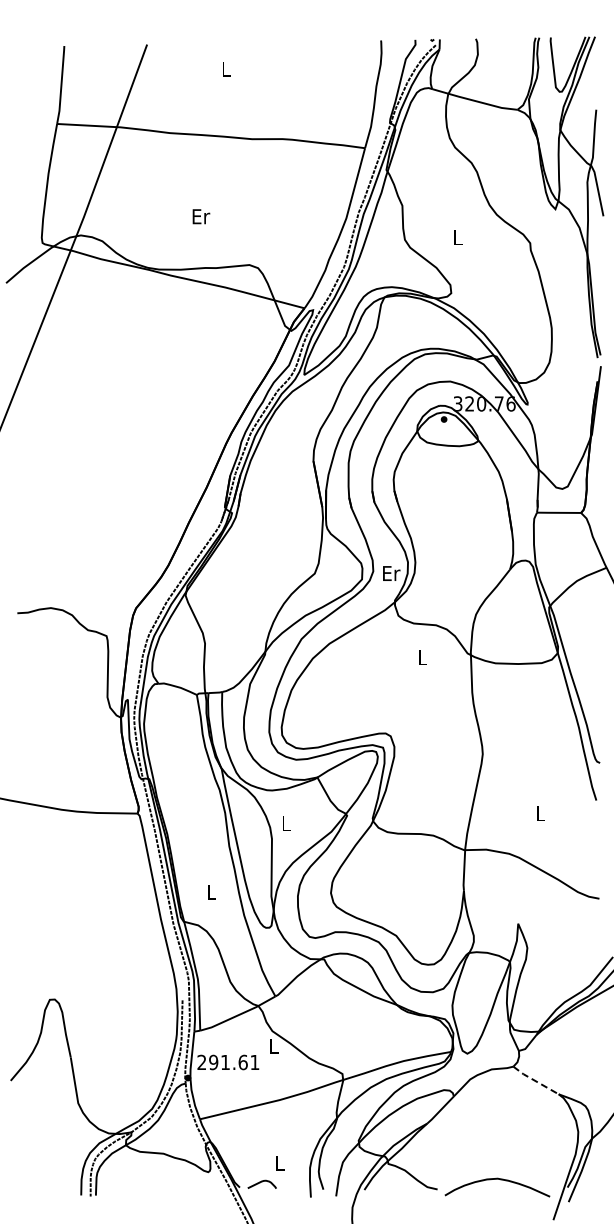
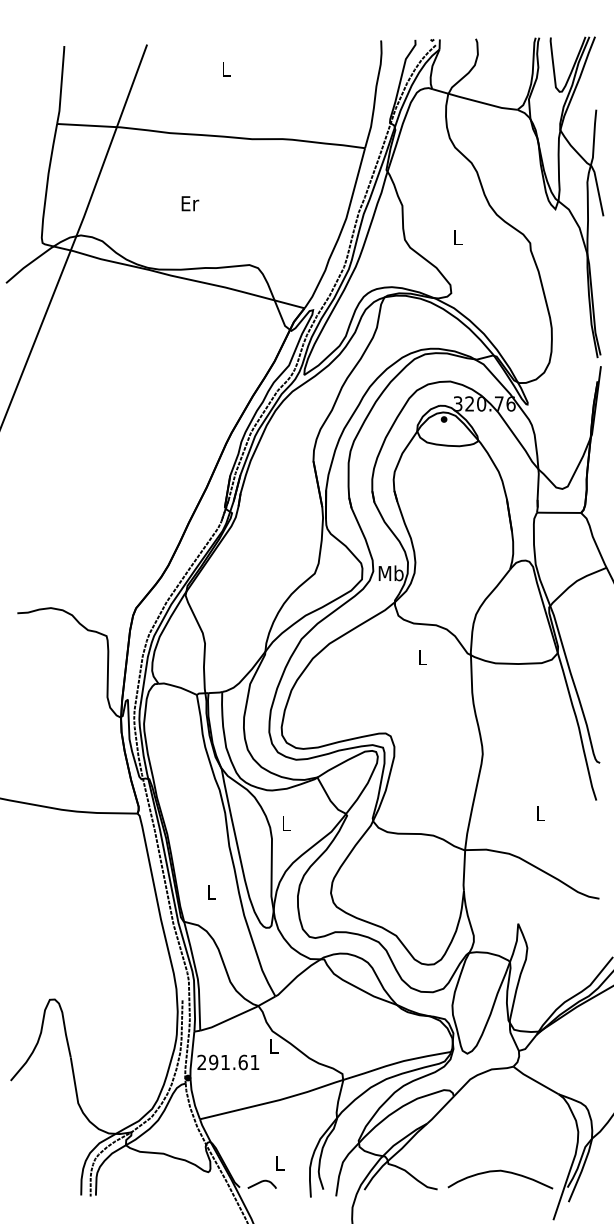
text position: (201, 216) -> (190, 203) (190, 203)
text: Er -> Mb (390, 573)
line: dashed -> solid (535, 1081)
curve position: (500, 1180) -> (503, 1172) (503, 1172)
